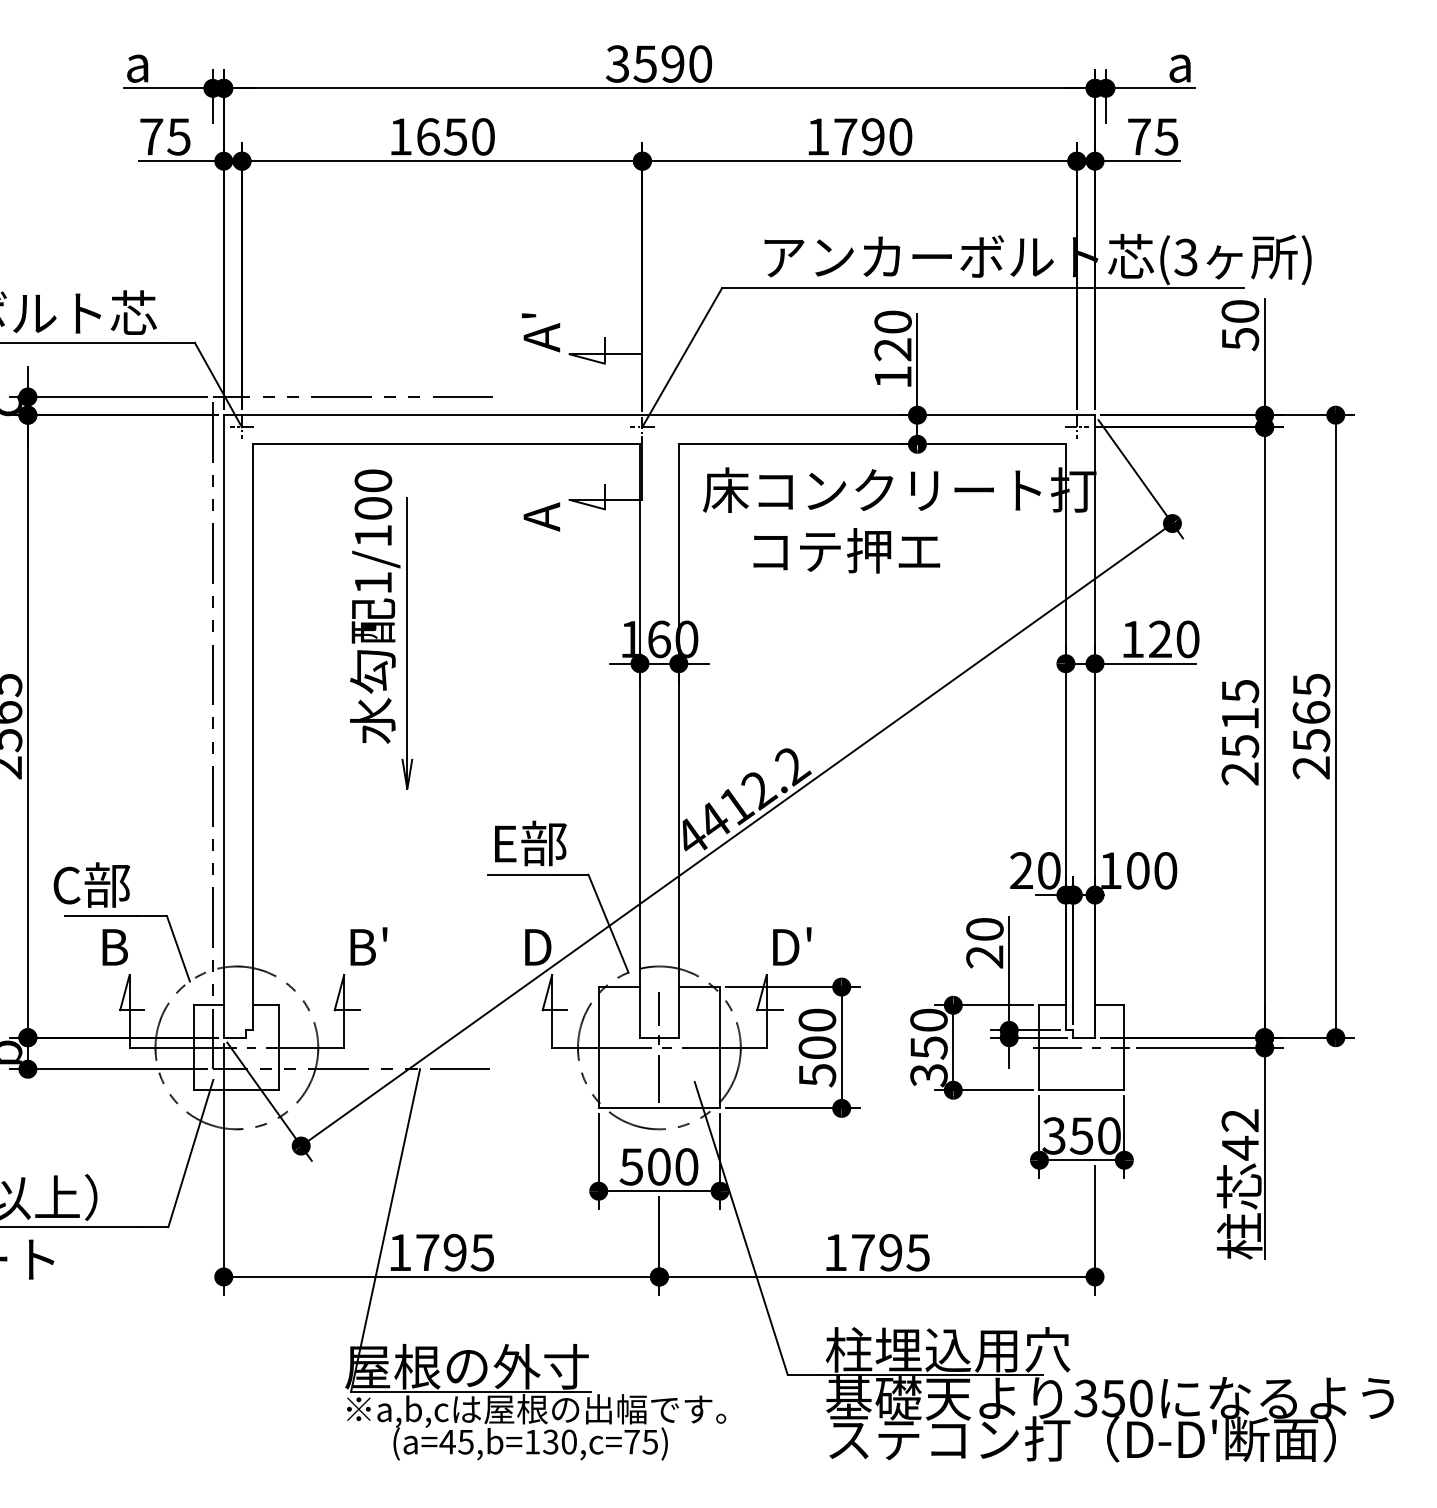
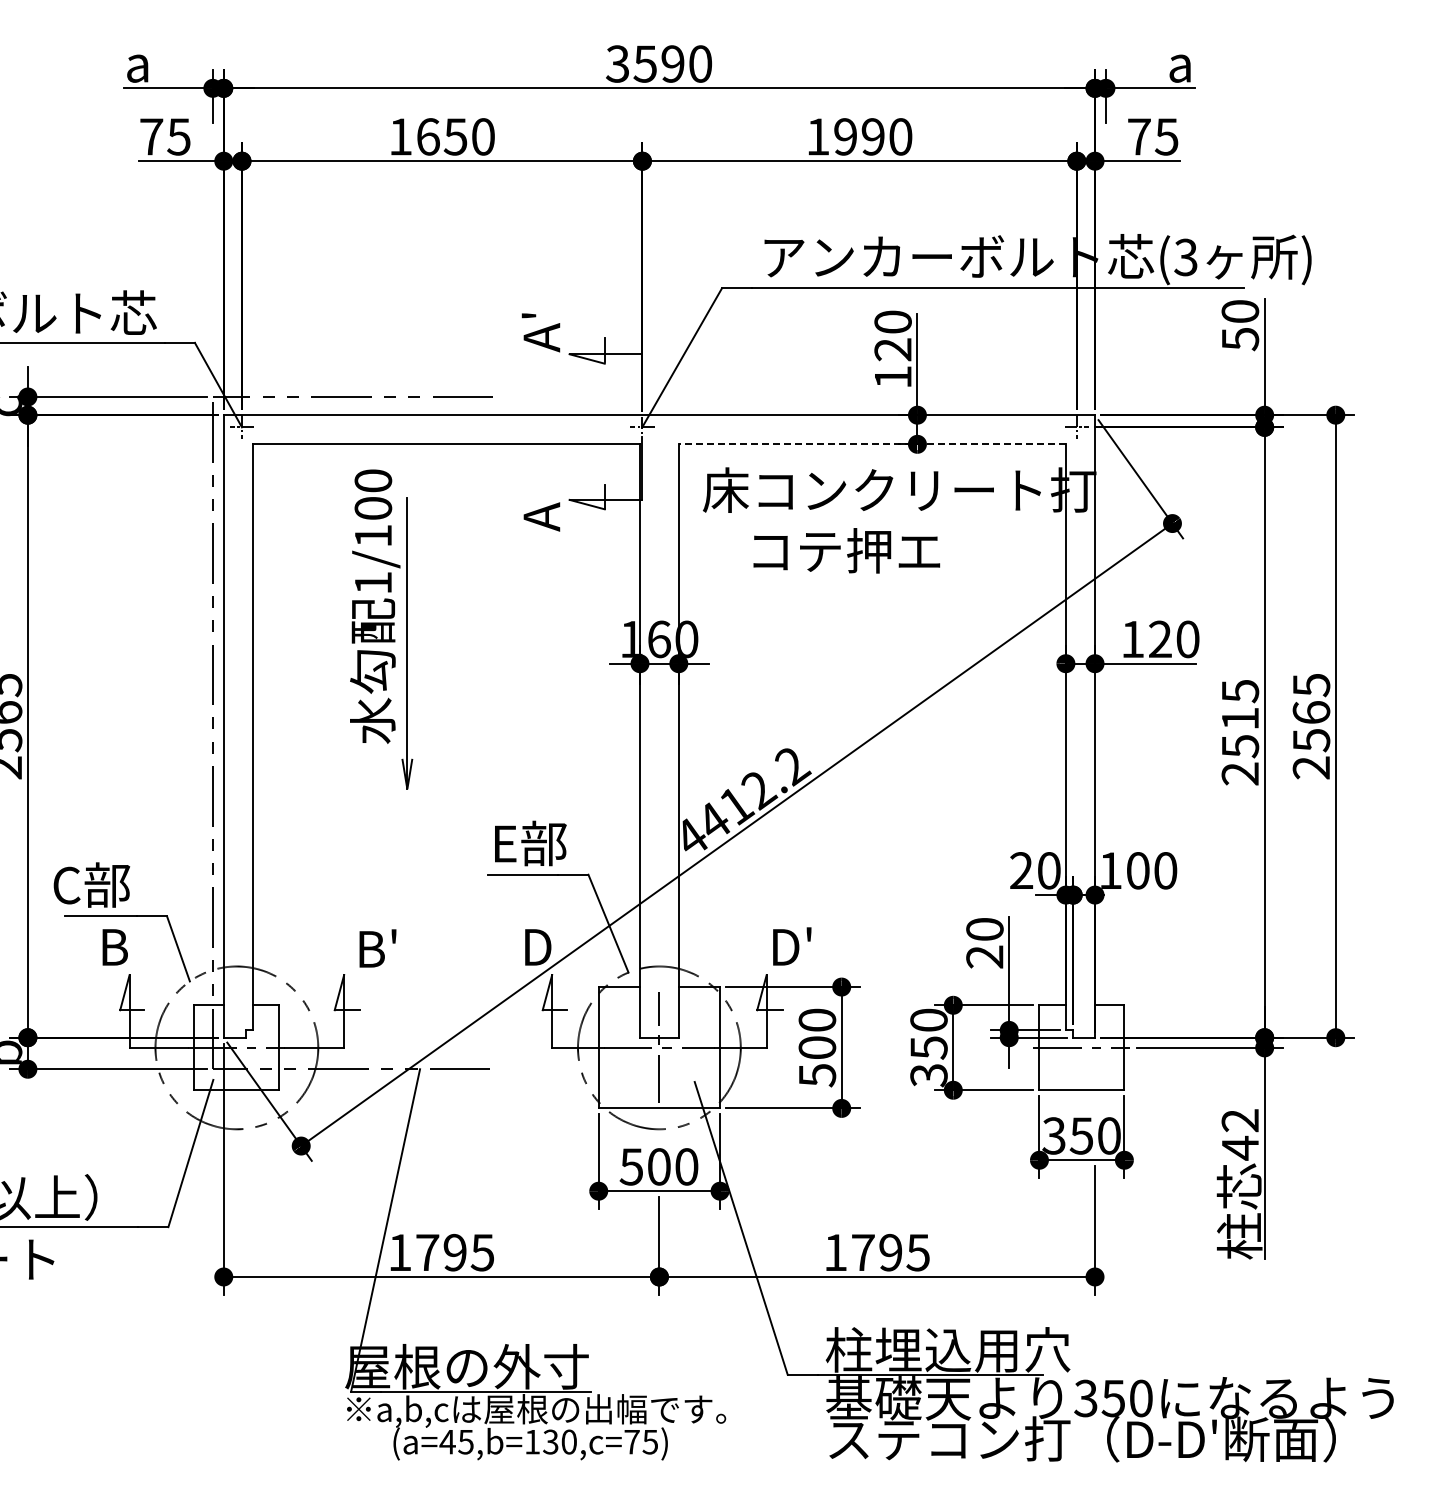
text: 1790 -> 1990 (845, 136)
line: solid -> dashed (872, 444)
text position: (368, 946) -> (377, 948) (377, 948)
